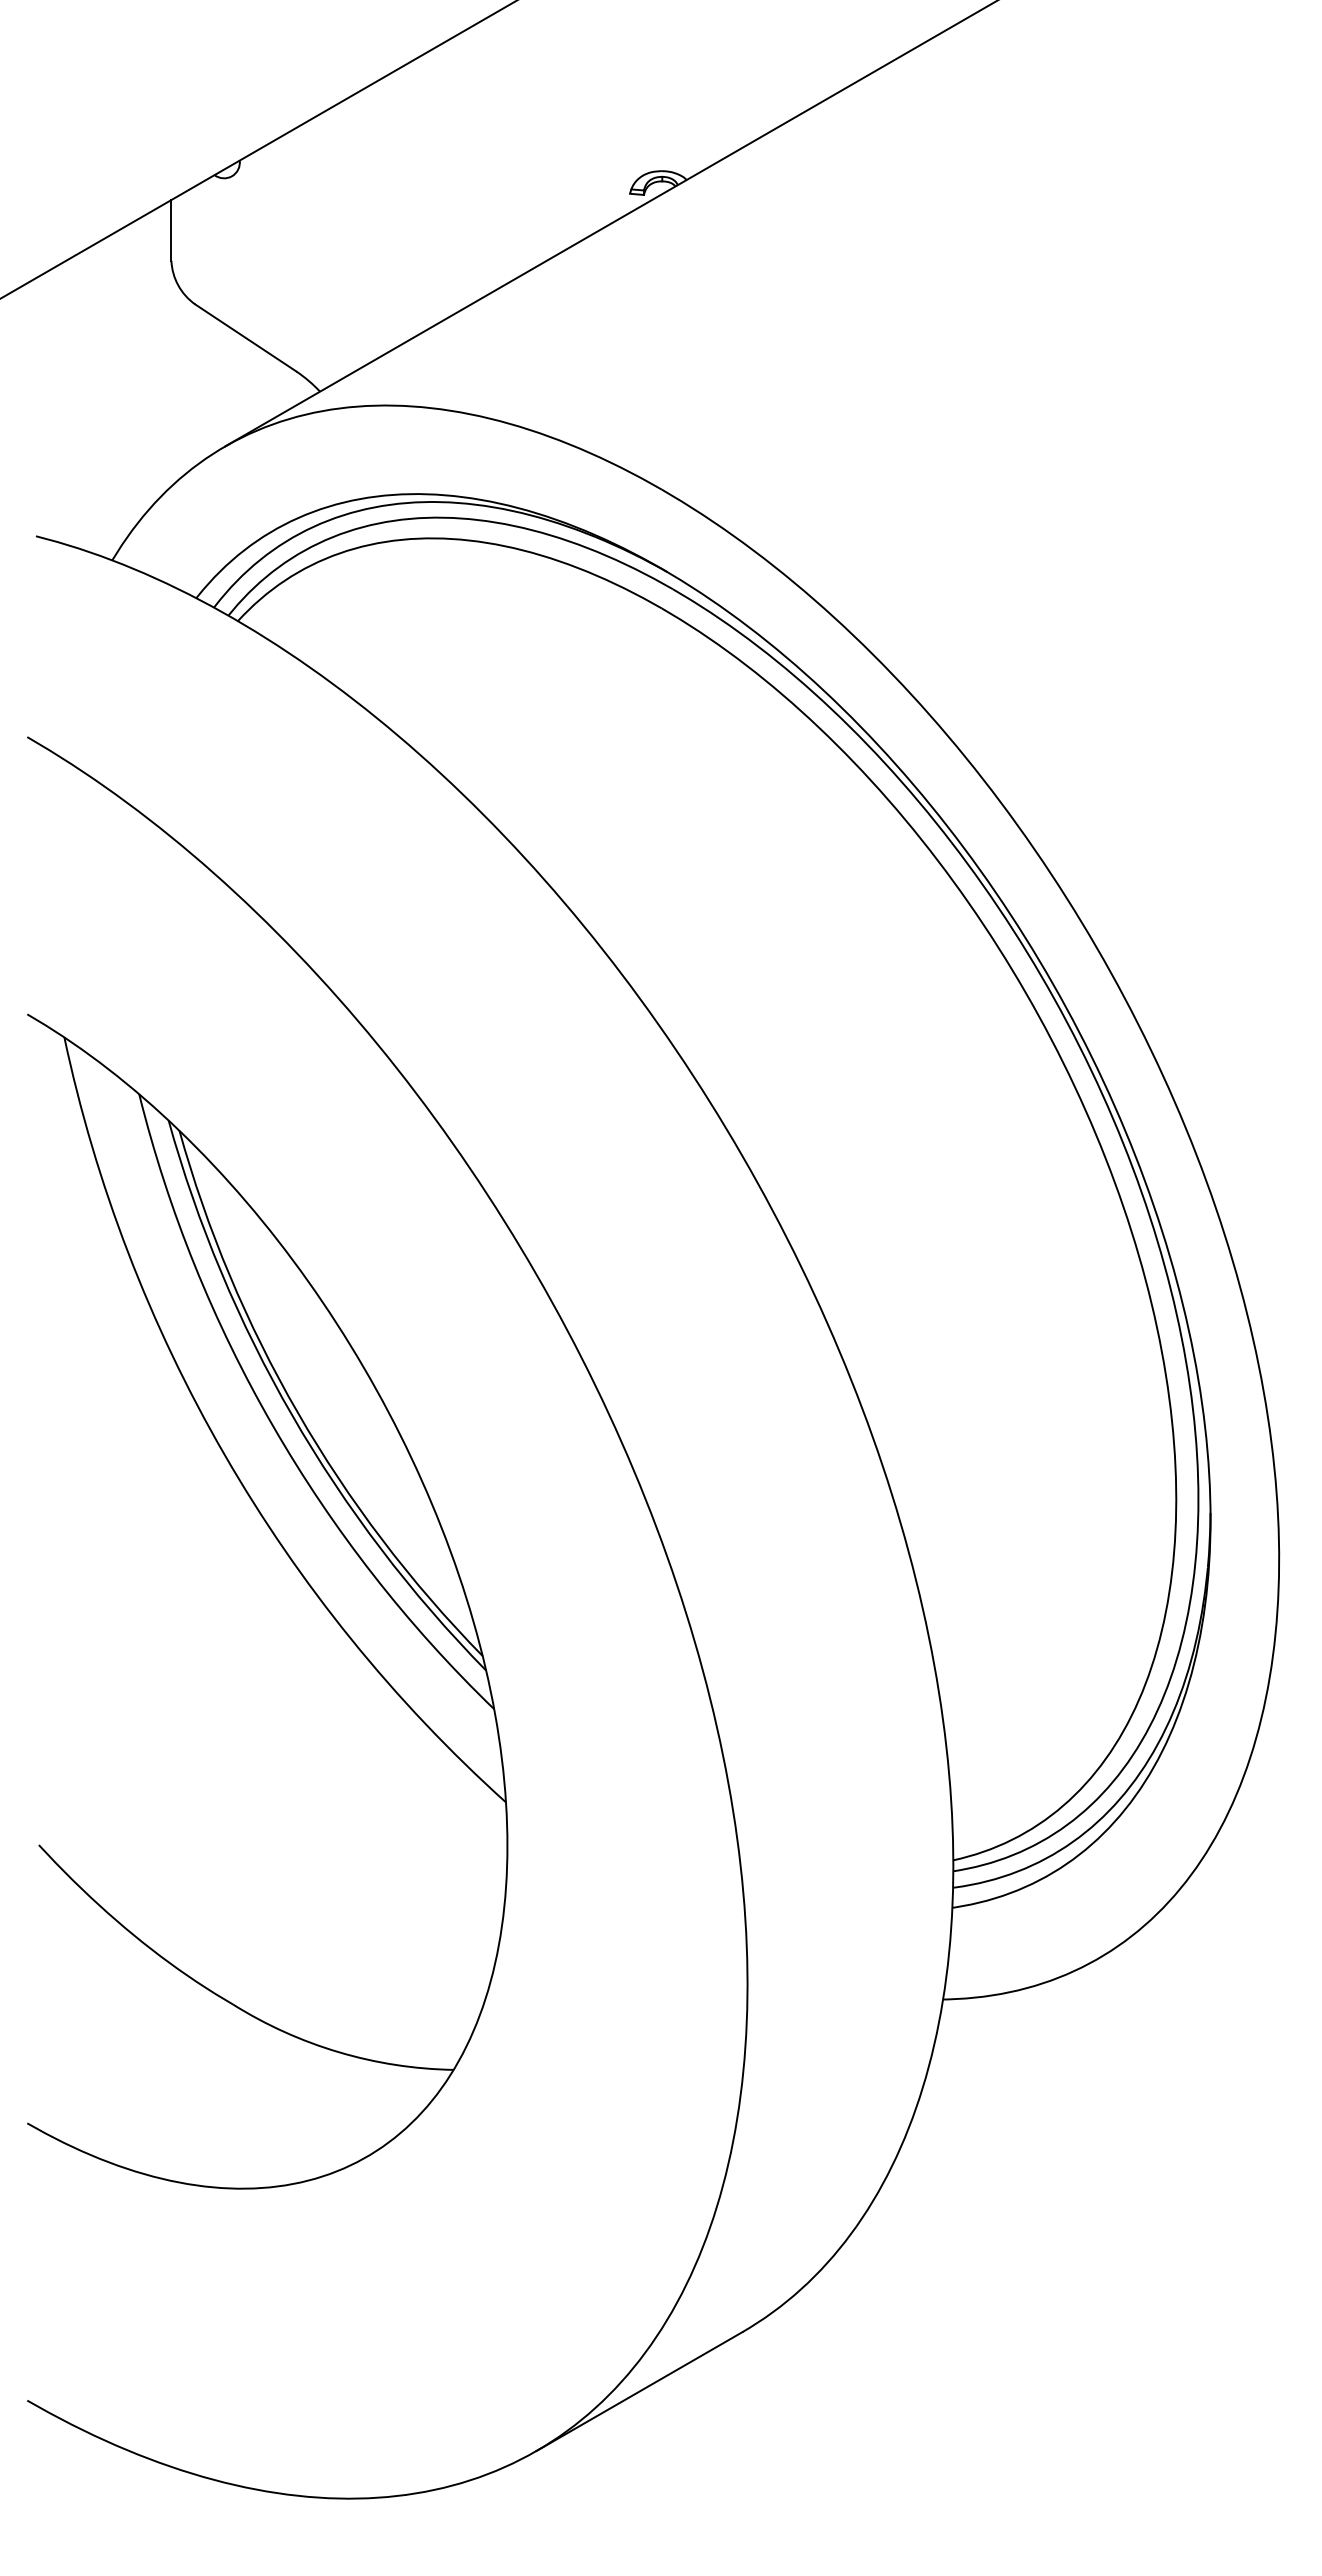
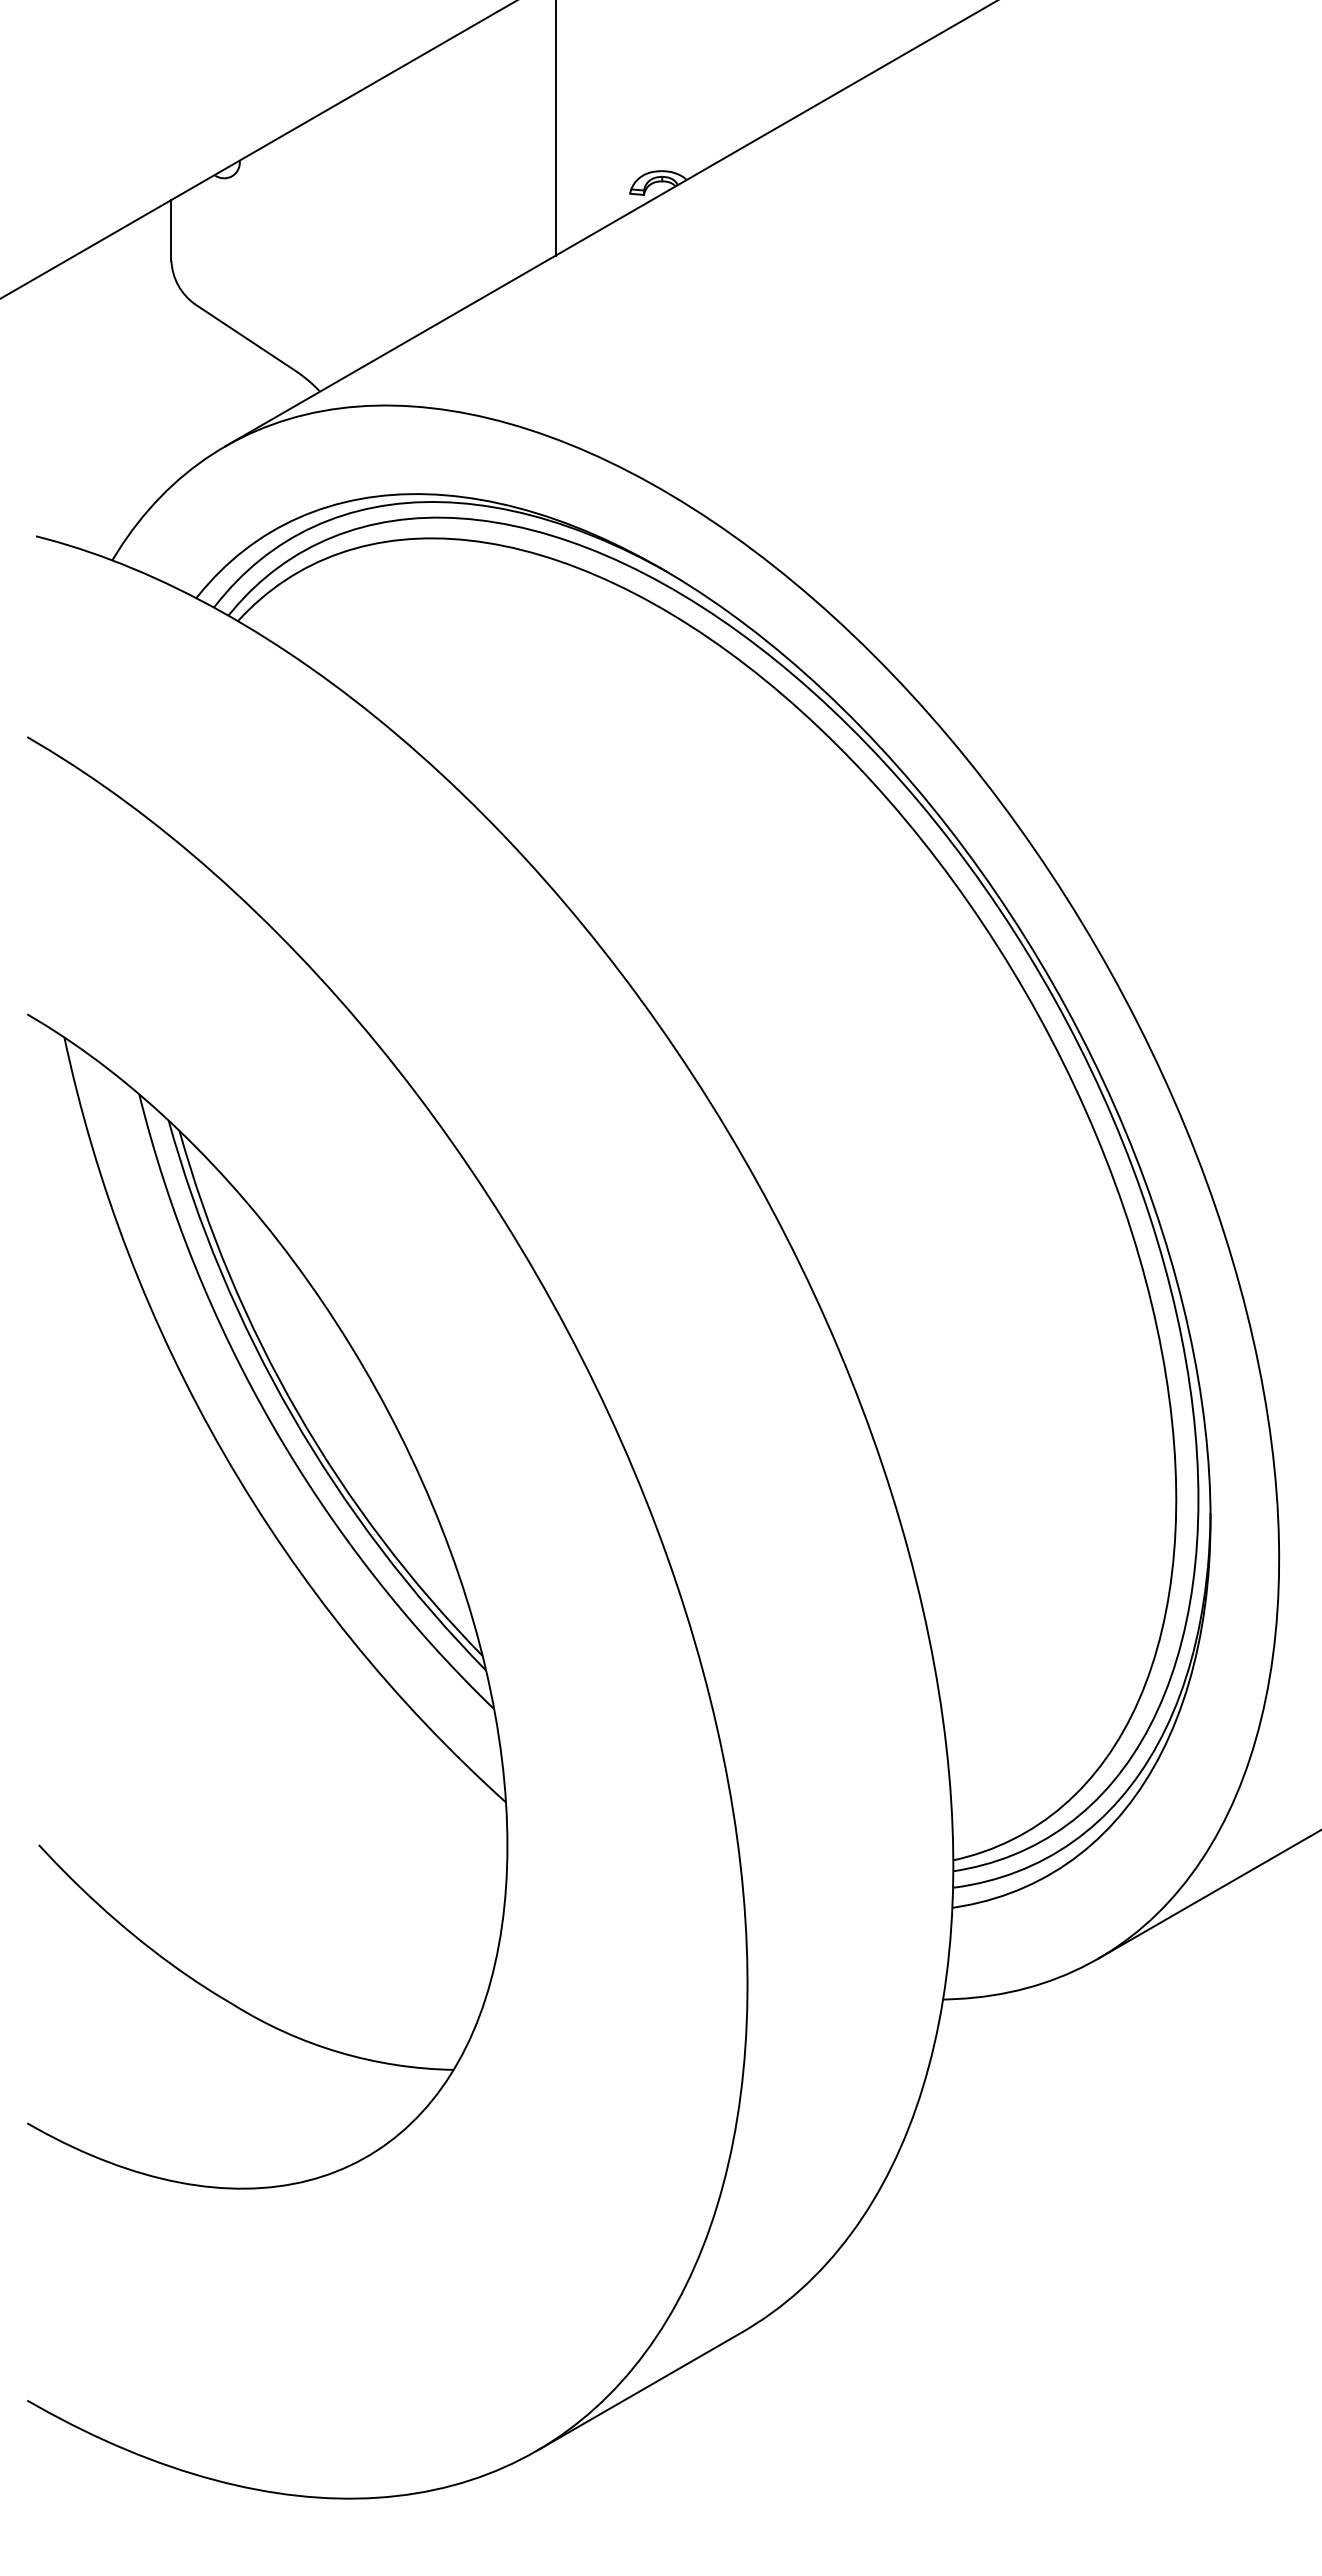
line: none -> present (555, 128)
line: none -> present (1208, 1894)
